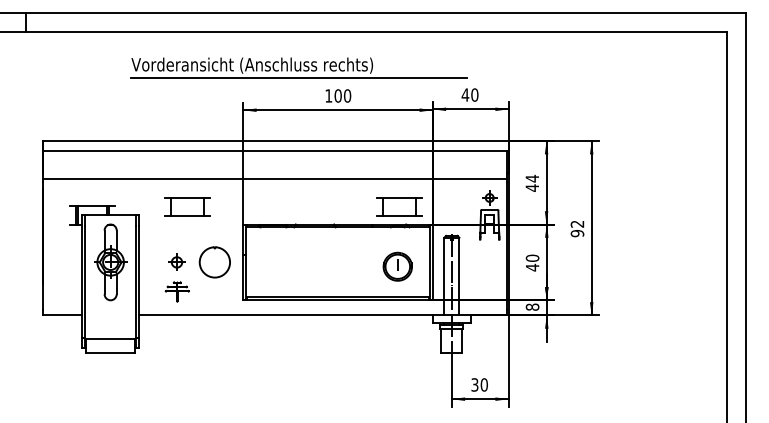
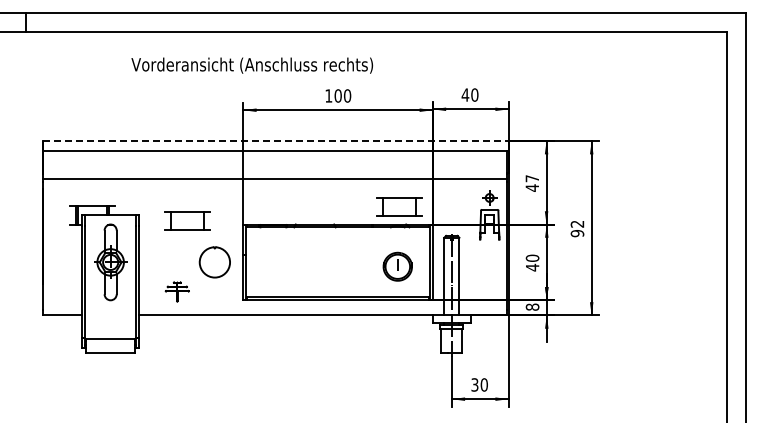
line: present -> none (298, 77)
line: solid -> dashed (276, 141)
text: 44 -> 47 (531, 178)
part position: (187, 206) -> (187, 220) (187, 220)
part: present -> none (176, 261)
